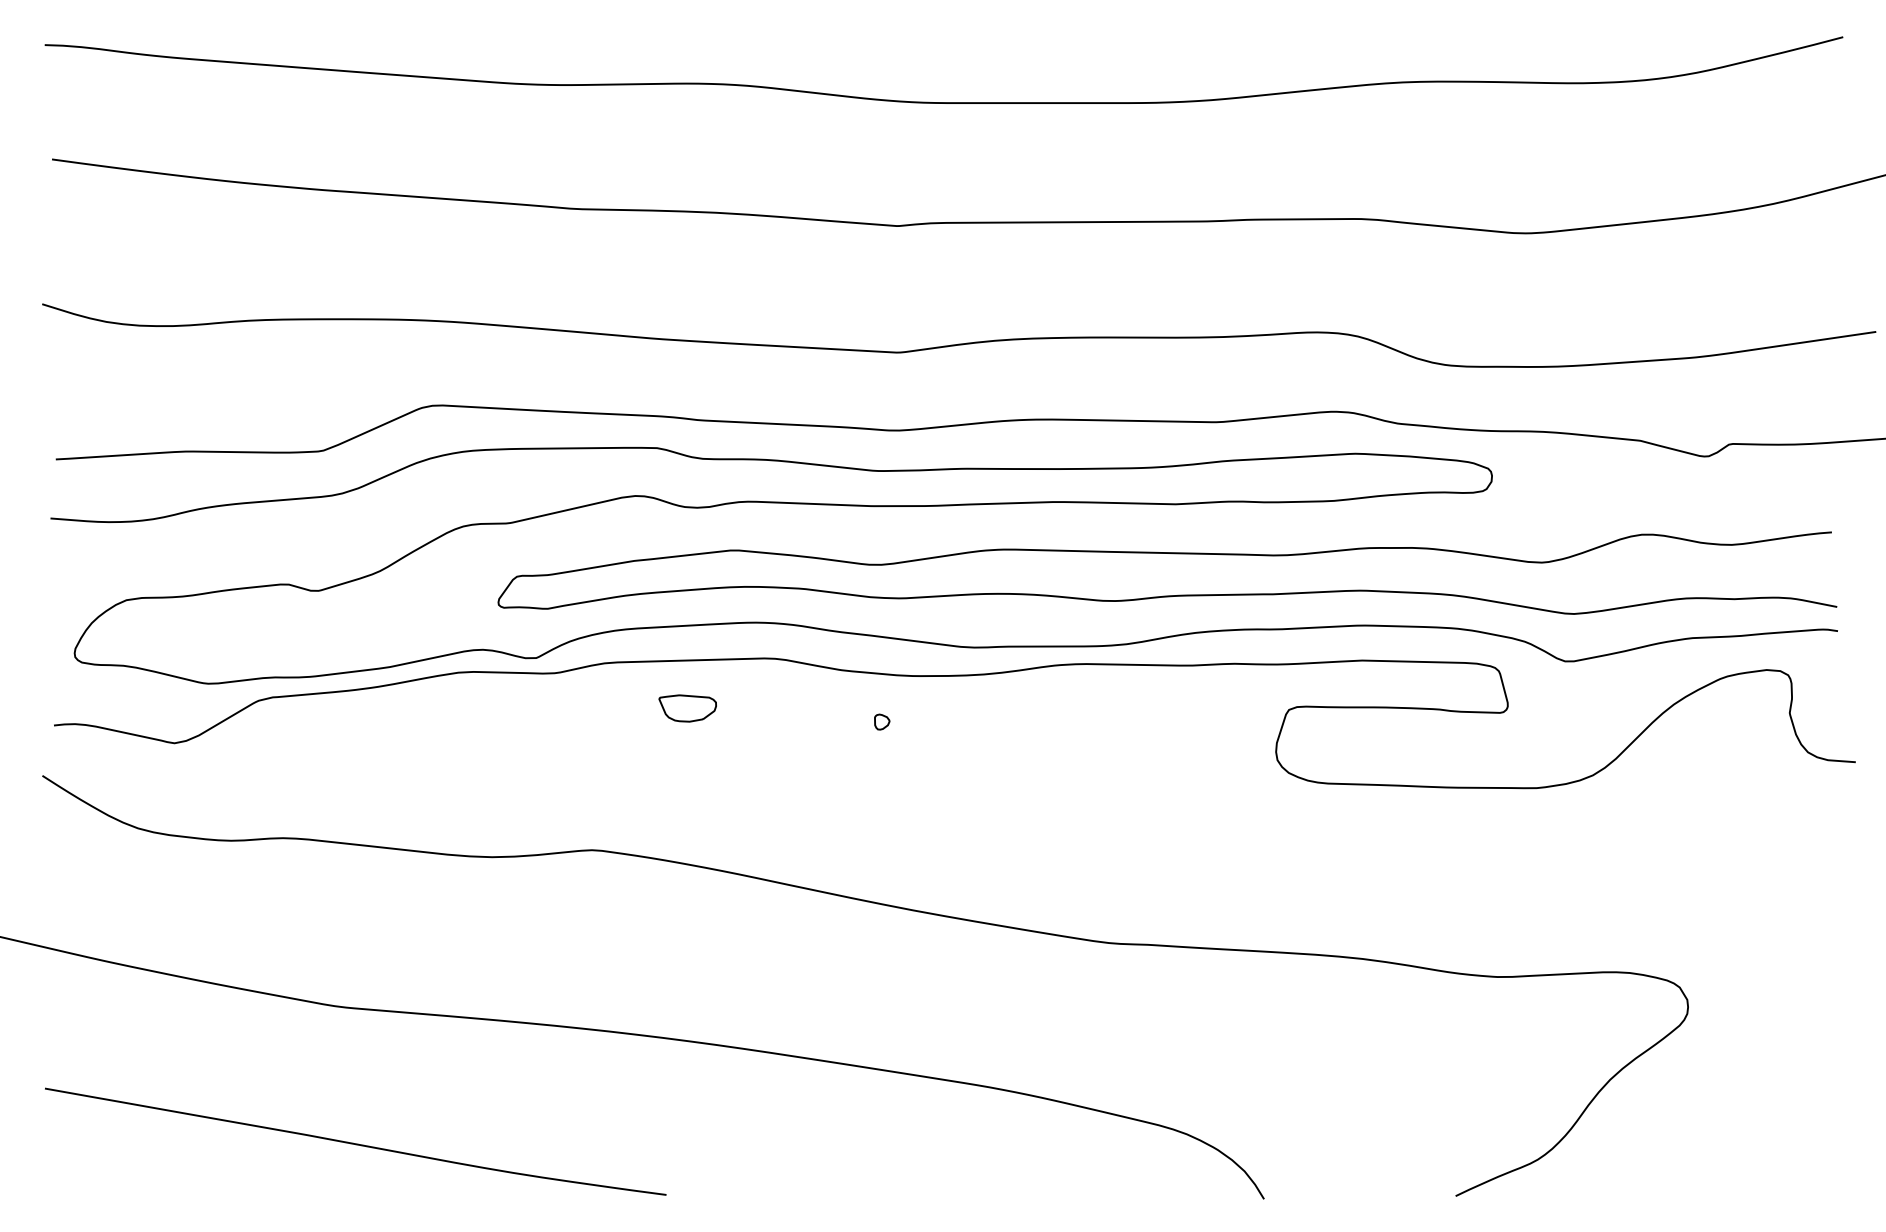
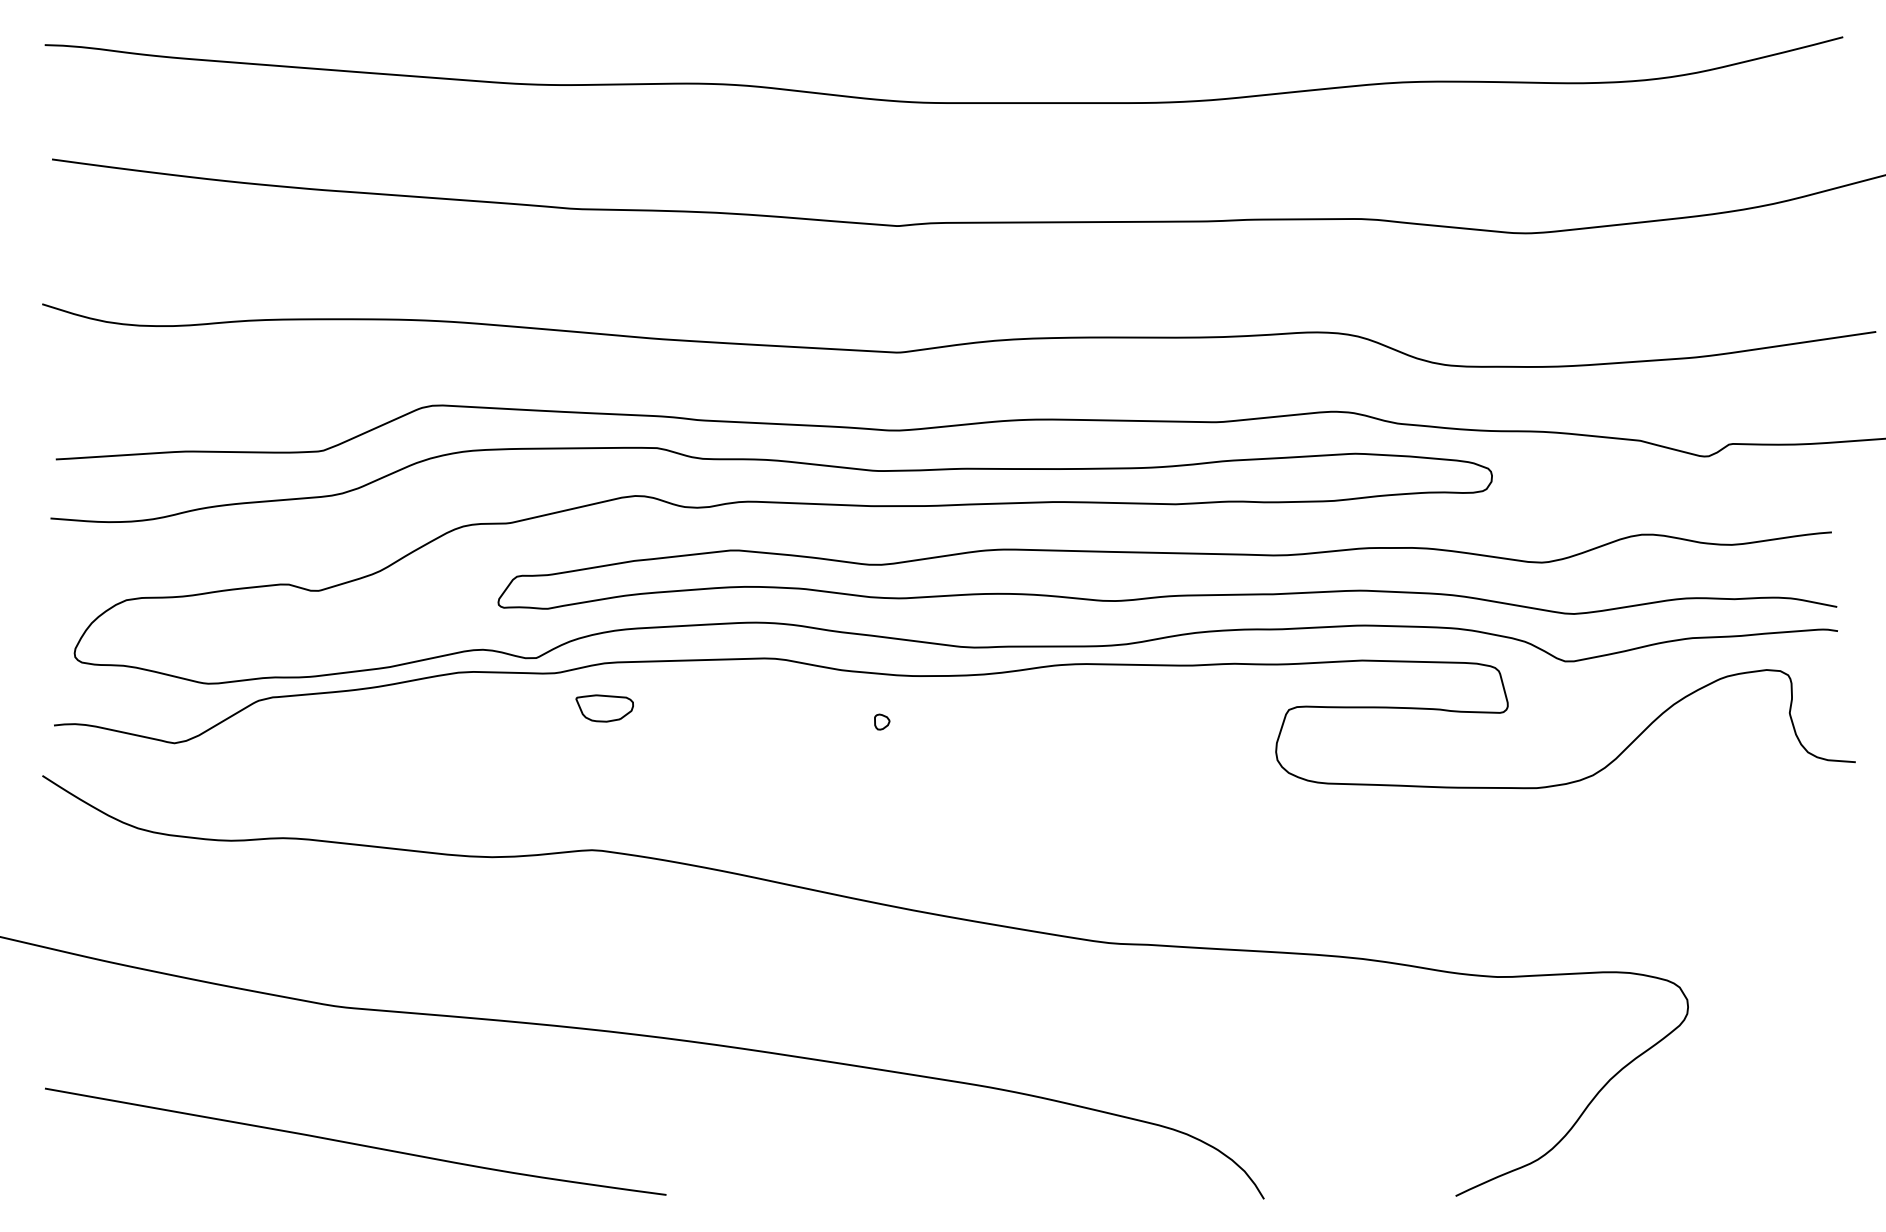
part position: (687, 708) -> (604, 708) (604, 708)
